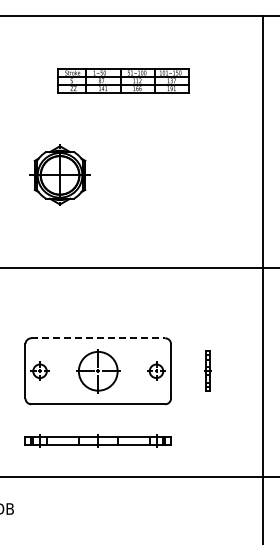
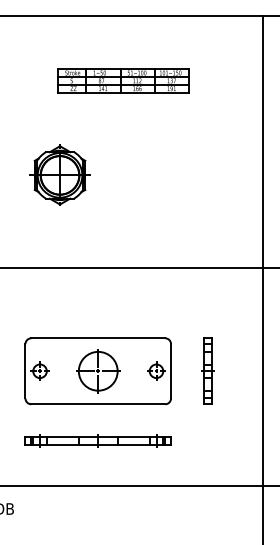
line: dashed -> solid (98, 338)
part size: 8x42 px -> 14x68 px (207, 370)
line position: (139, 477) -> (139, 486) (139, 486)
